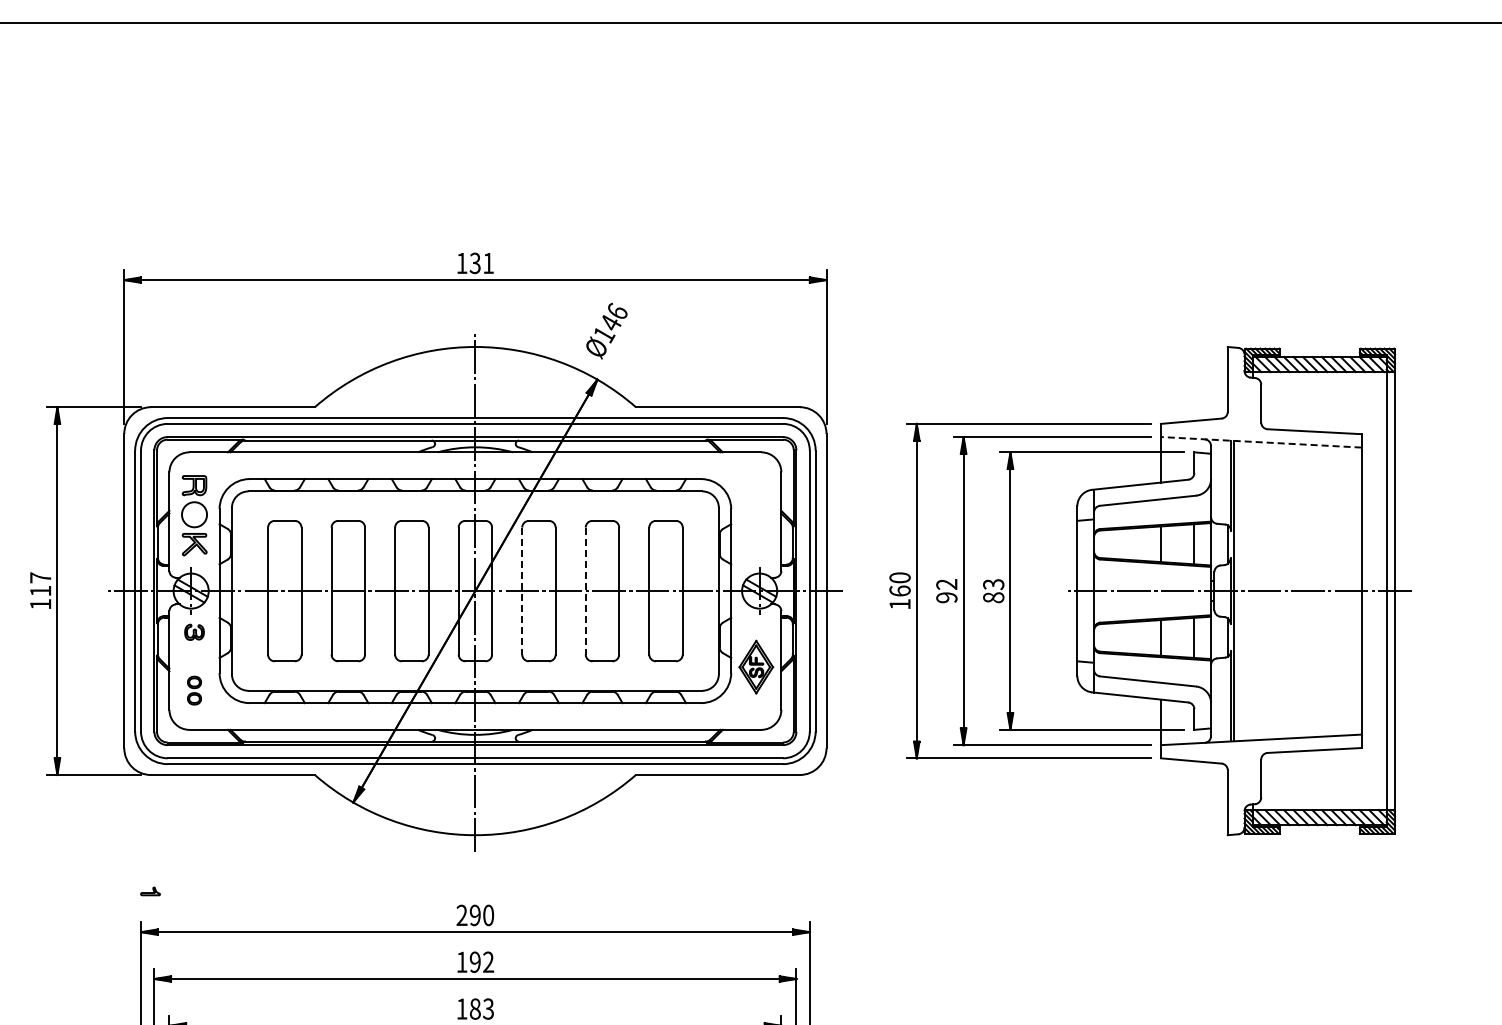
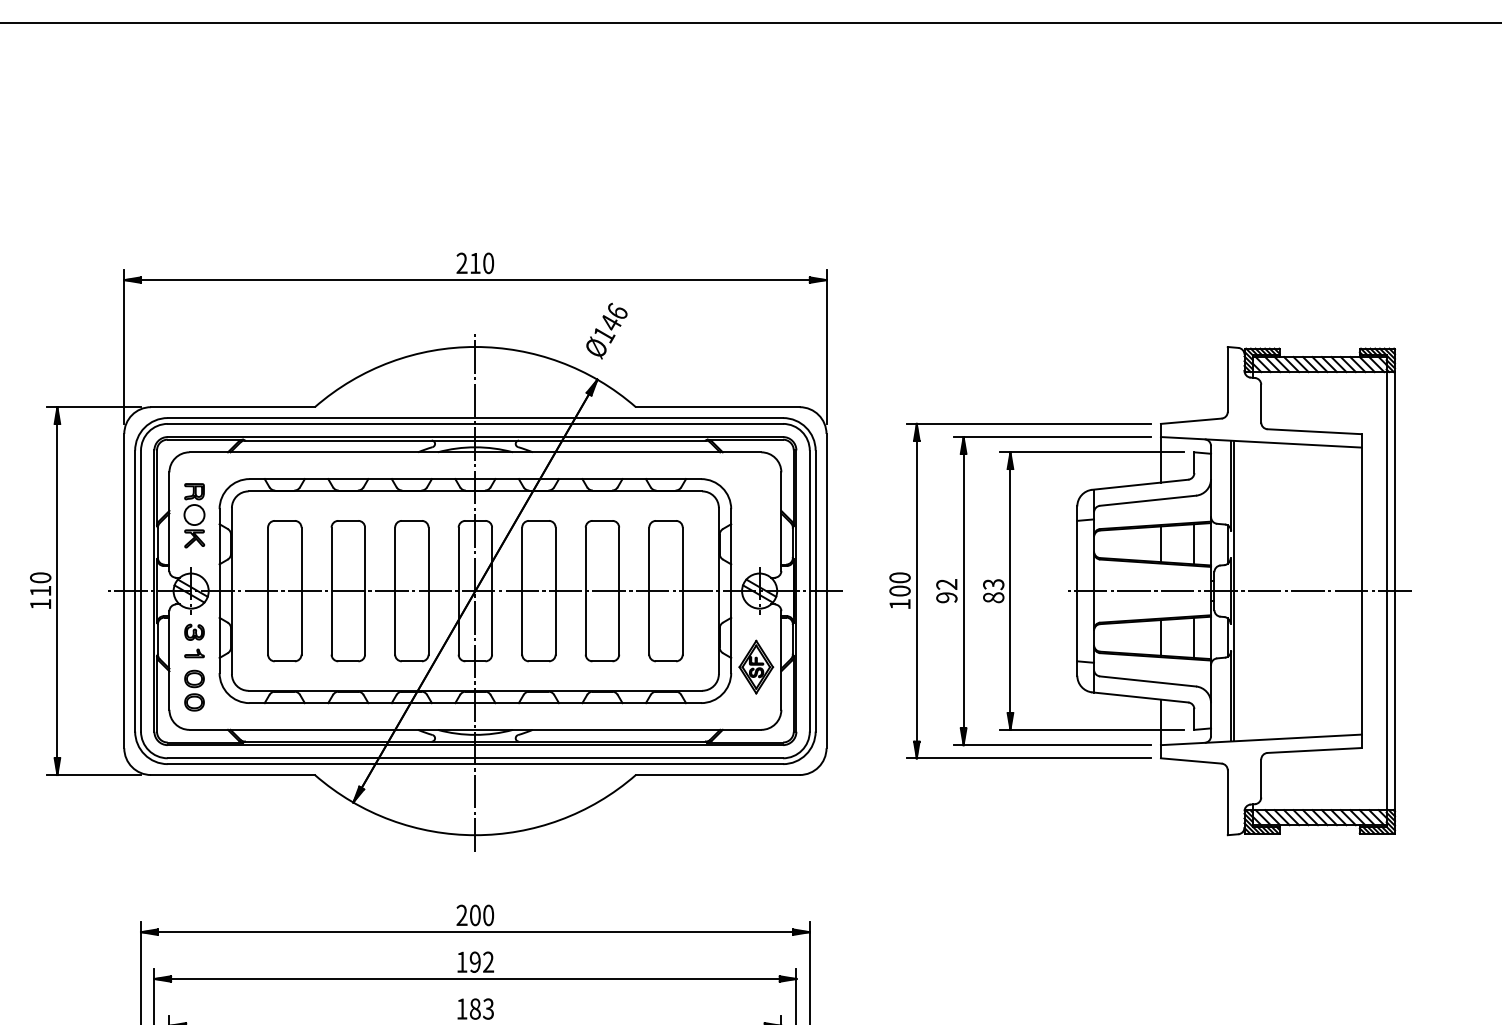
text: 131 -> 210 (475, 263)
line: dashed -> solid (1260, 442)
part size: 27x82 px -> 23x66 px (194, 515)
text: 117 -> 110 (40, 577)
text: 160 -> 100 (899, 590)
line: dashed -> solid (522, 591)
line: dashed -> solid (585, 591)
part size: 15x31 px -> 21x43 px (194, 690)
part position: (150, 891) -> (194, 653) (194, 653)
text: 290 -> 200 (474, 915)
